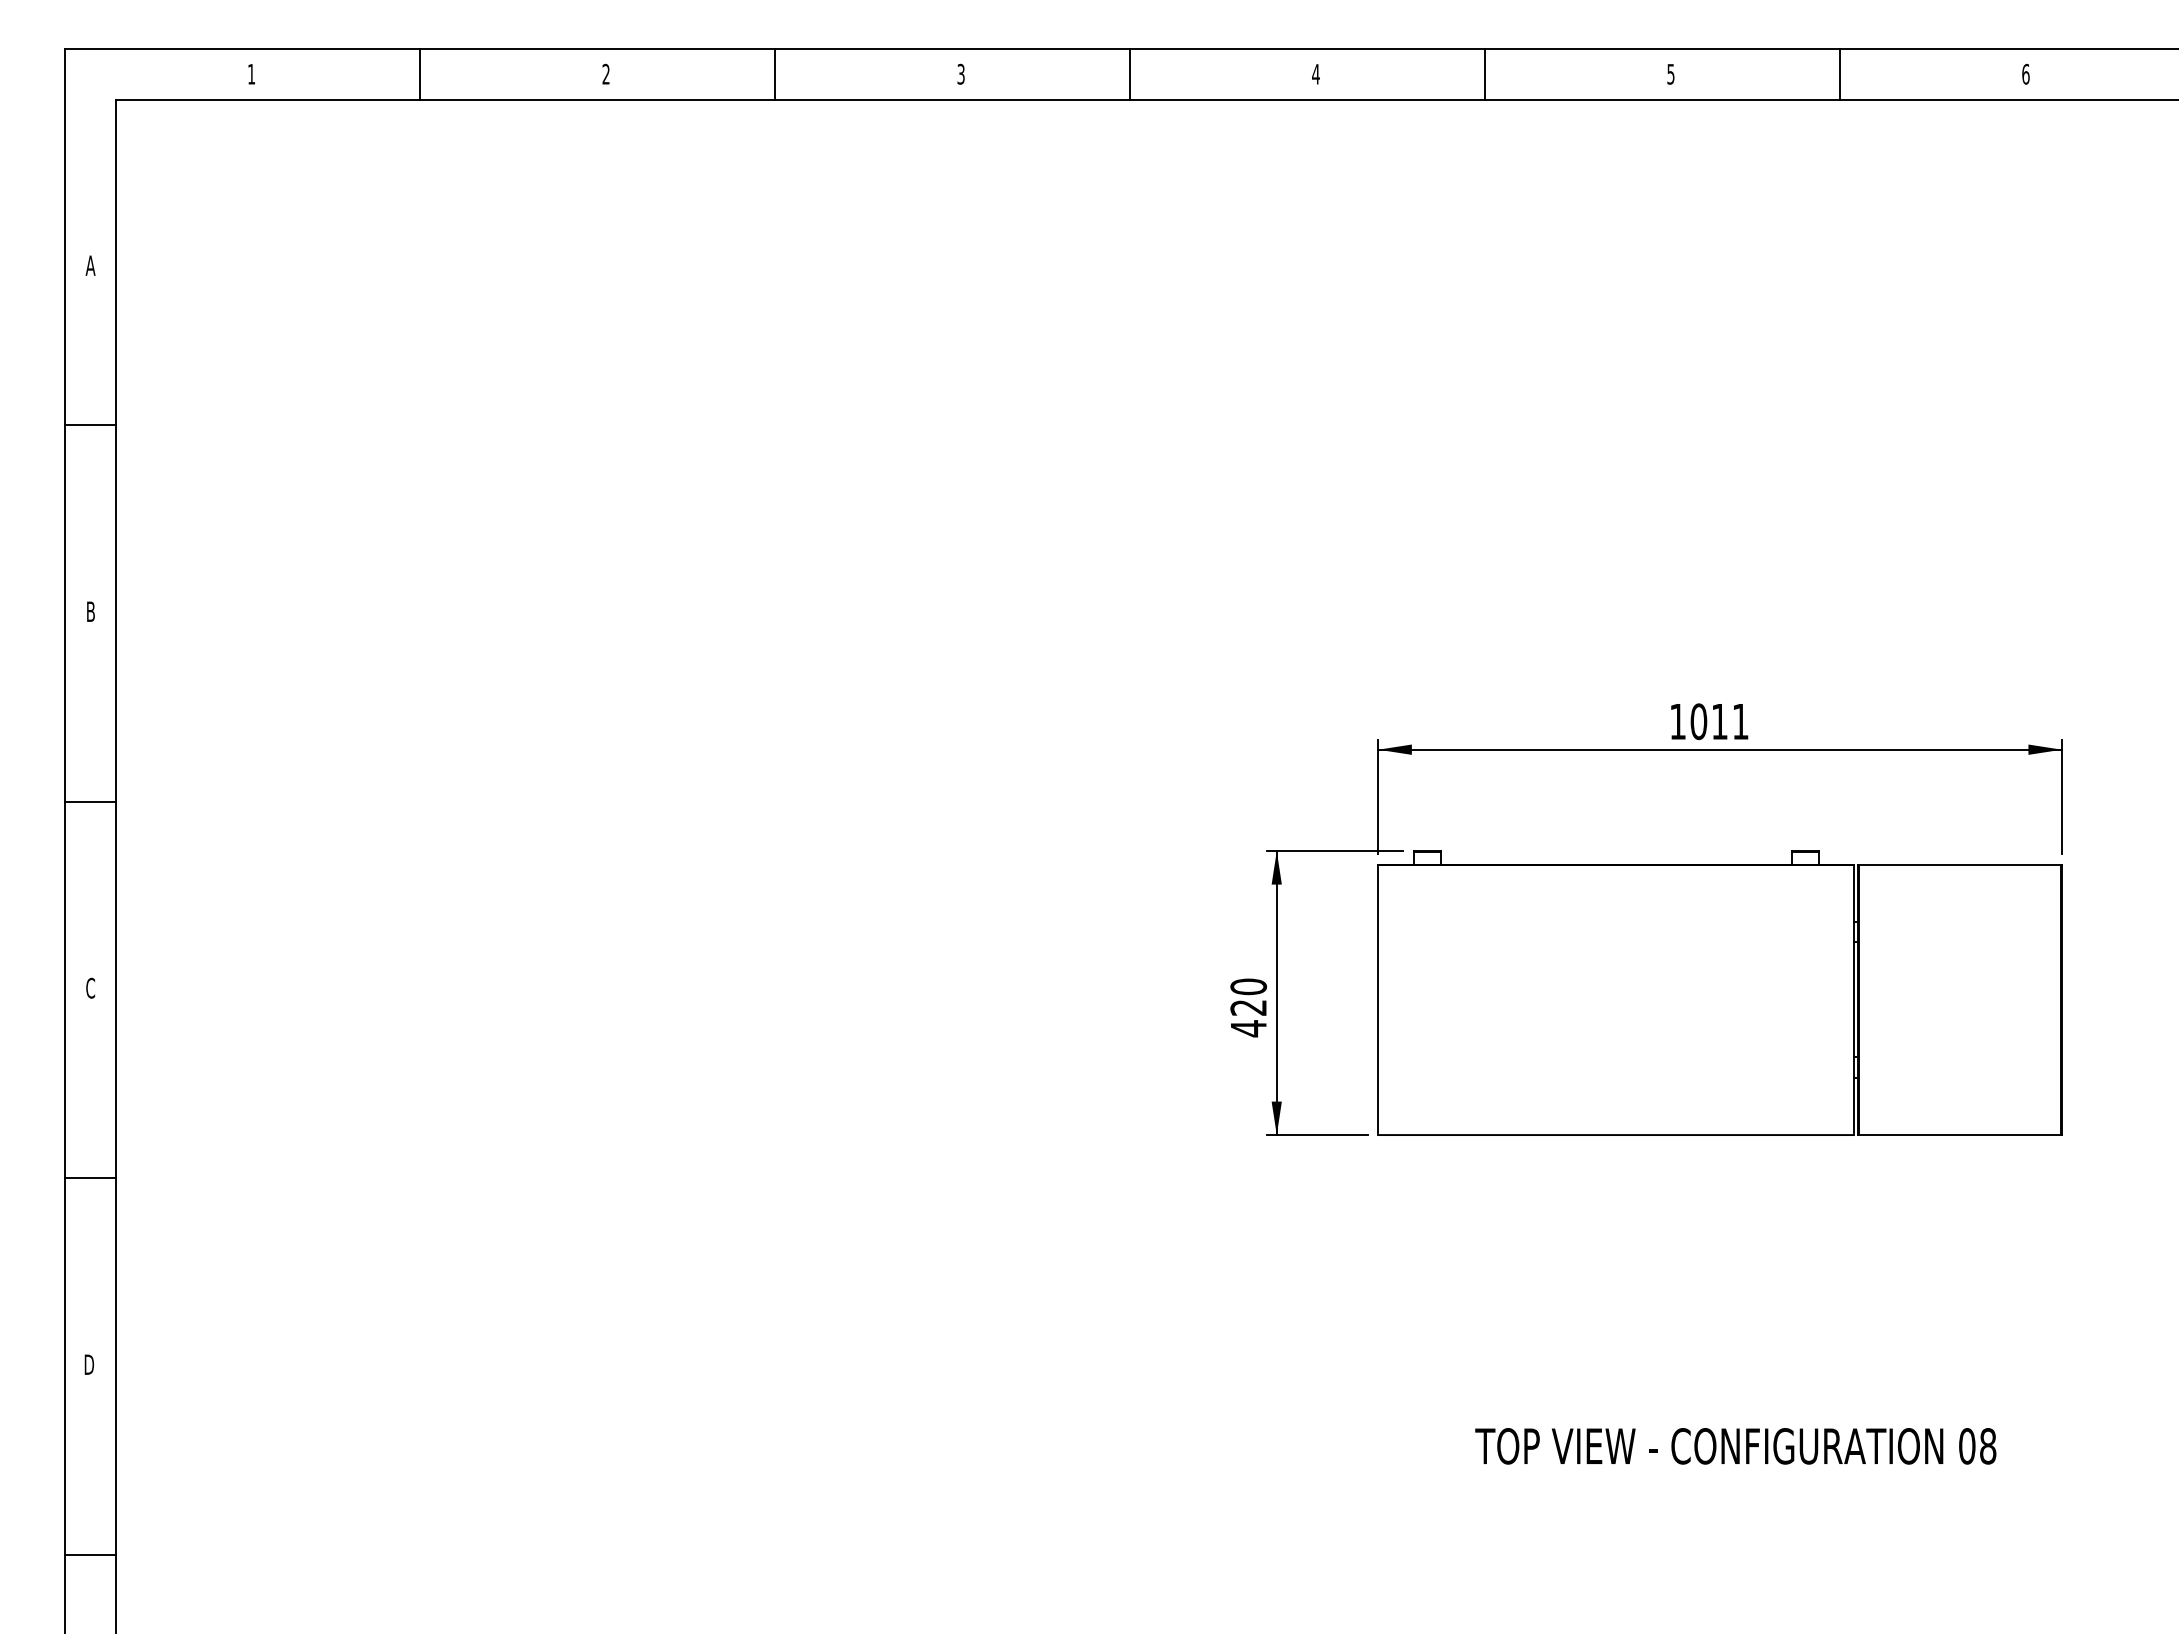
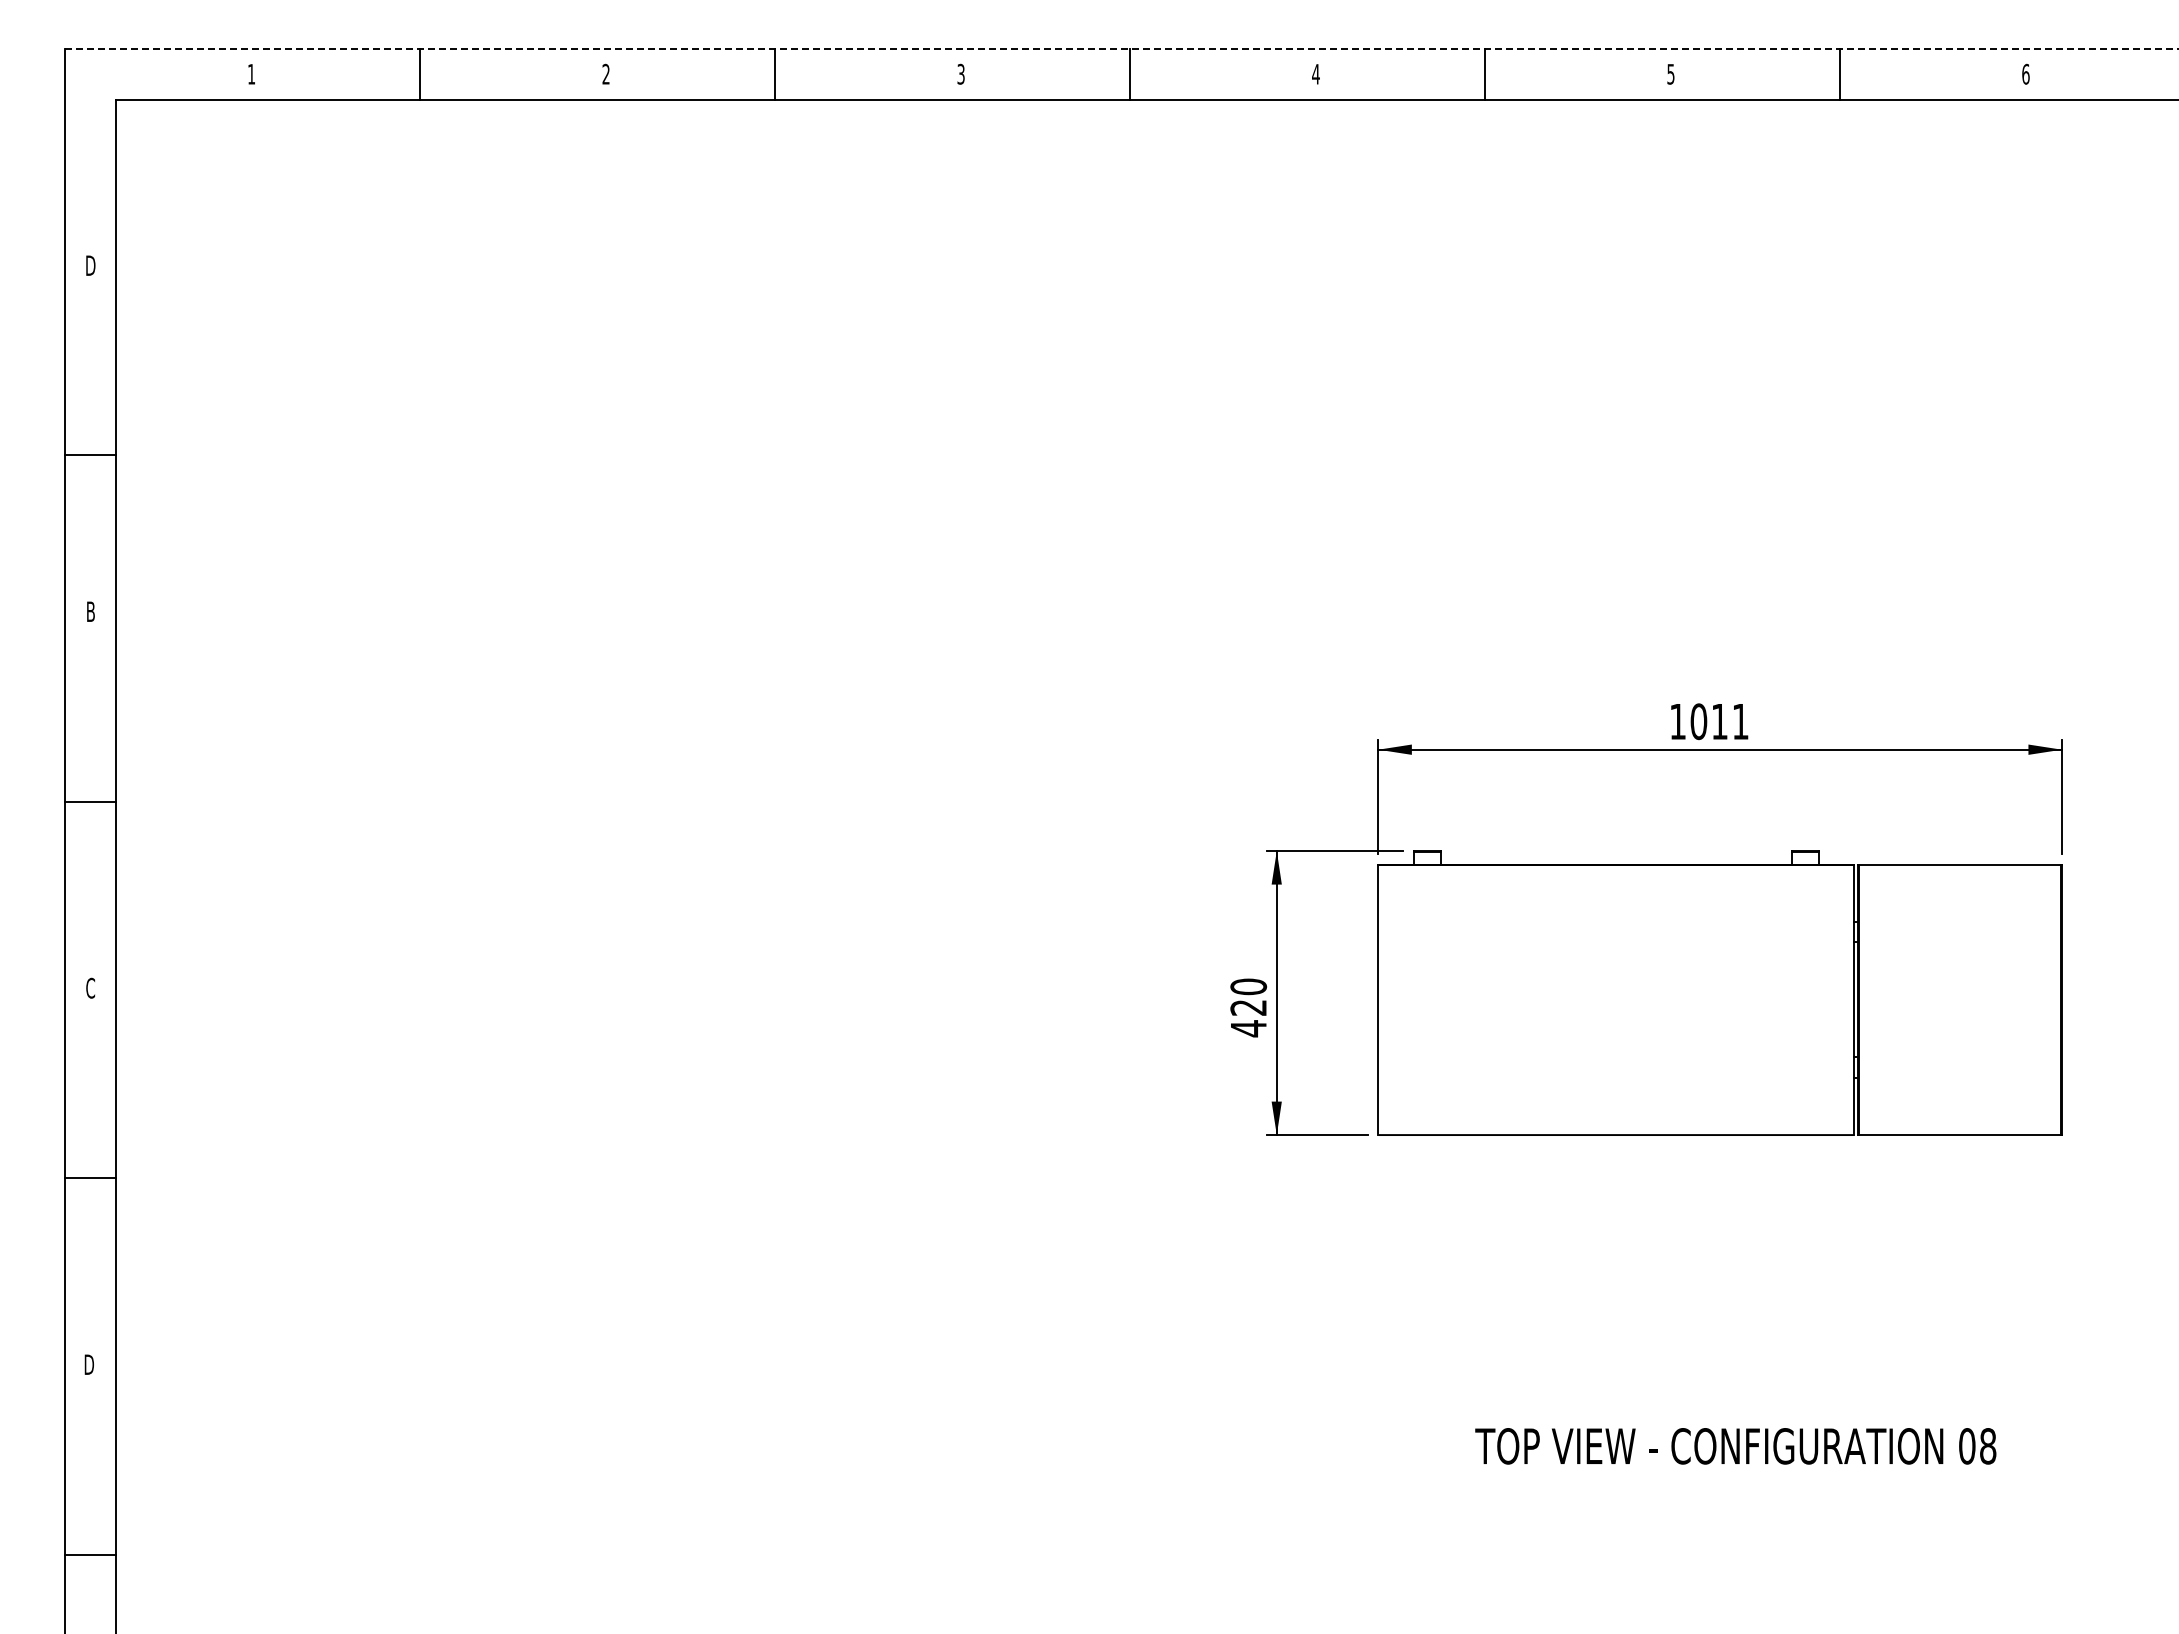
line: solid -> dashed (1122, 48)
text: A -> D (90, 265)
line position: (90, 425) -> (90, 455) (90, 455)
